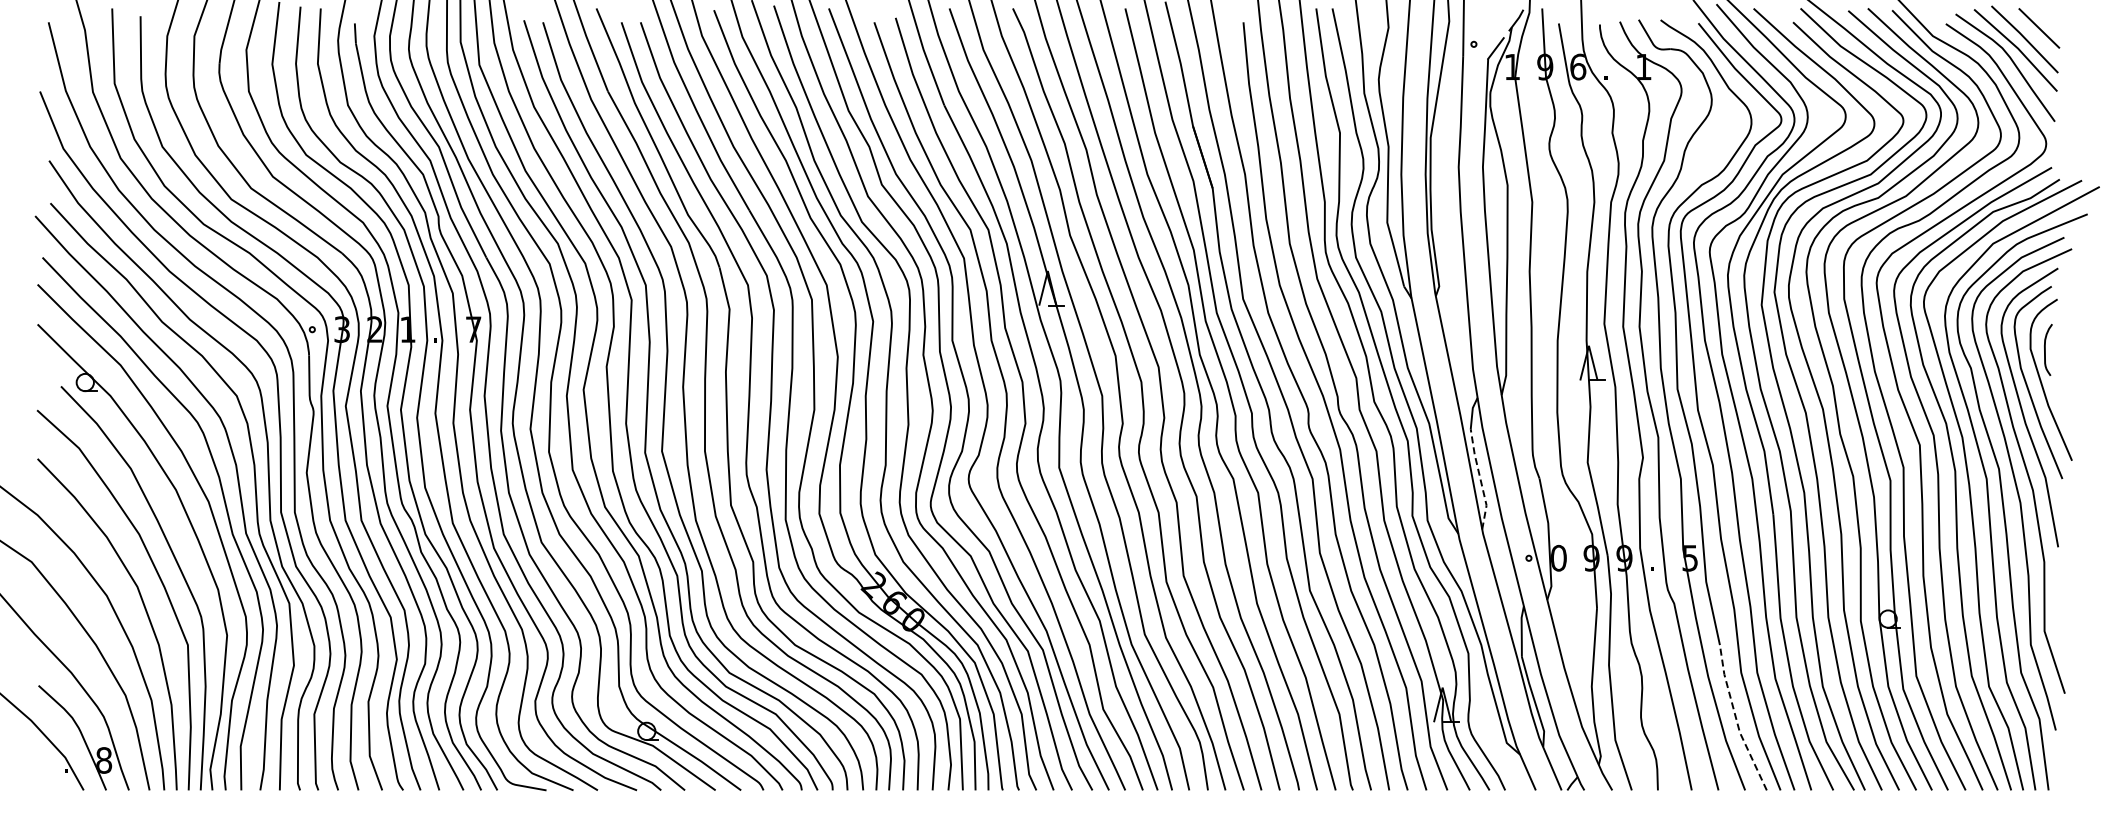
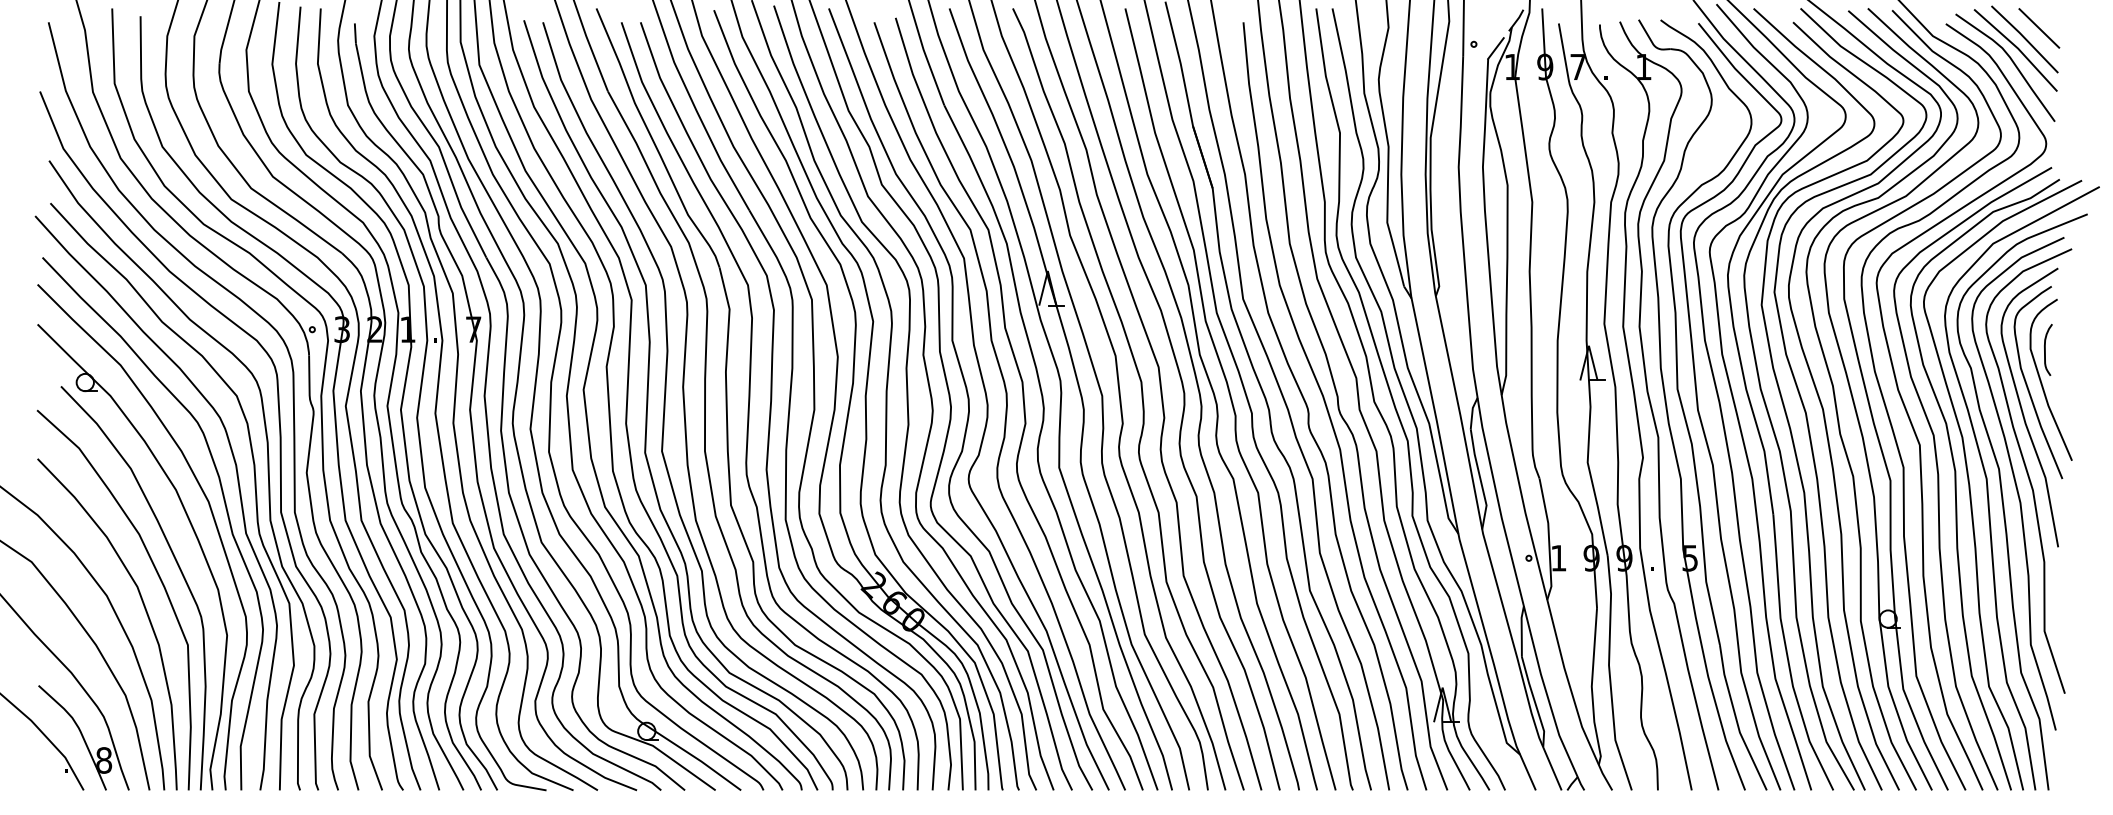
text: 6 -> 7 (1578, 66)
line: dashed -> solid (1480, 479)
text: 0 -> 1 (1558, 557)
line: dashed -> solid (1736, 719)
